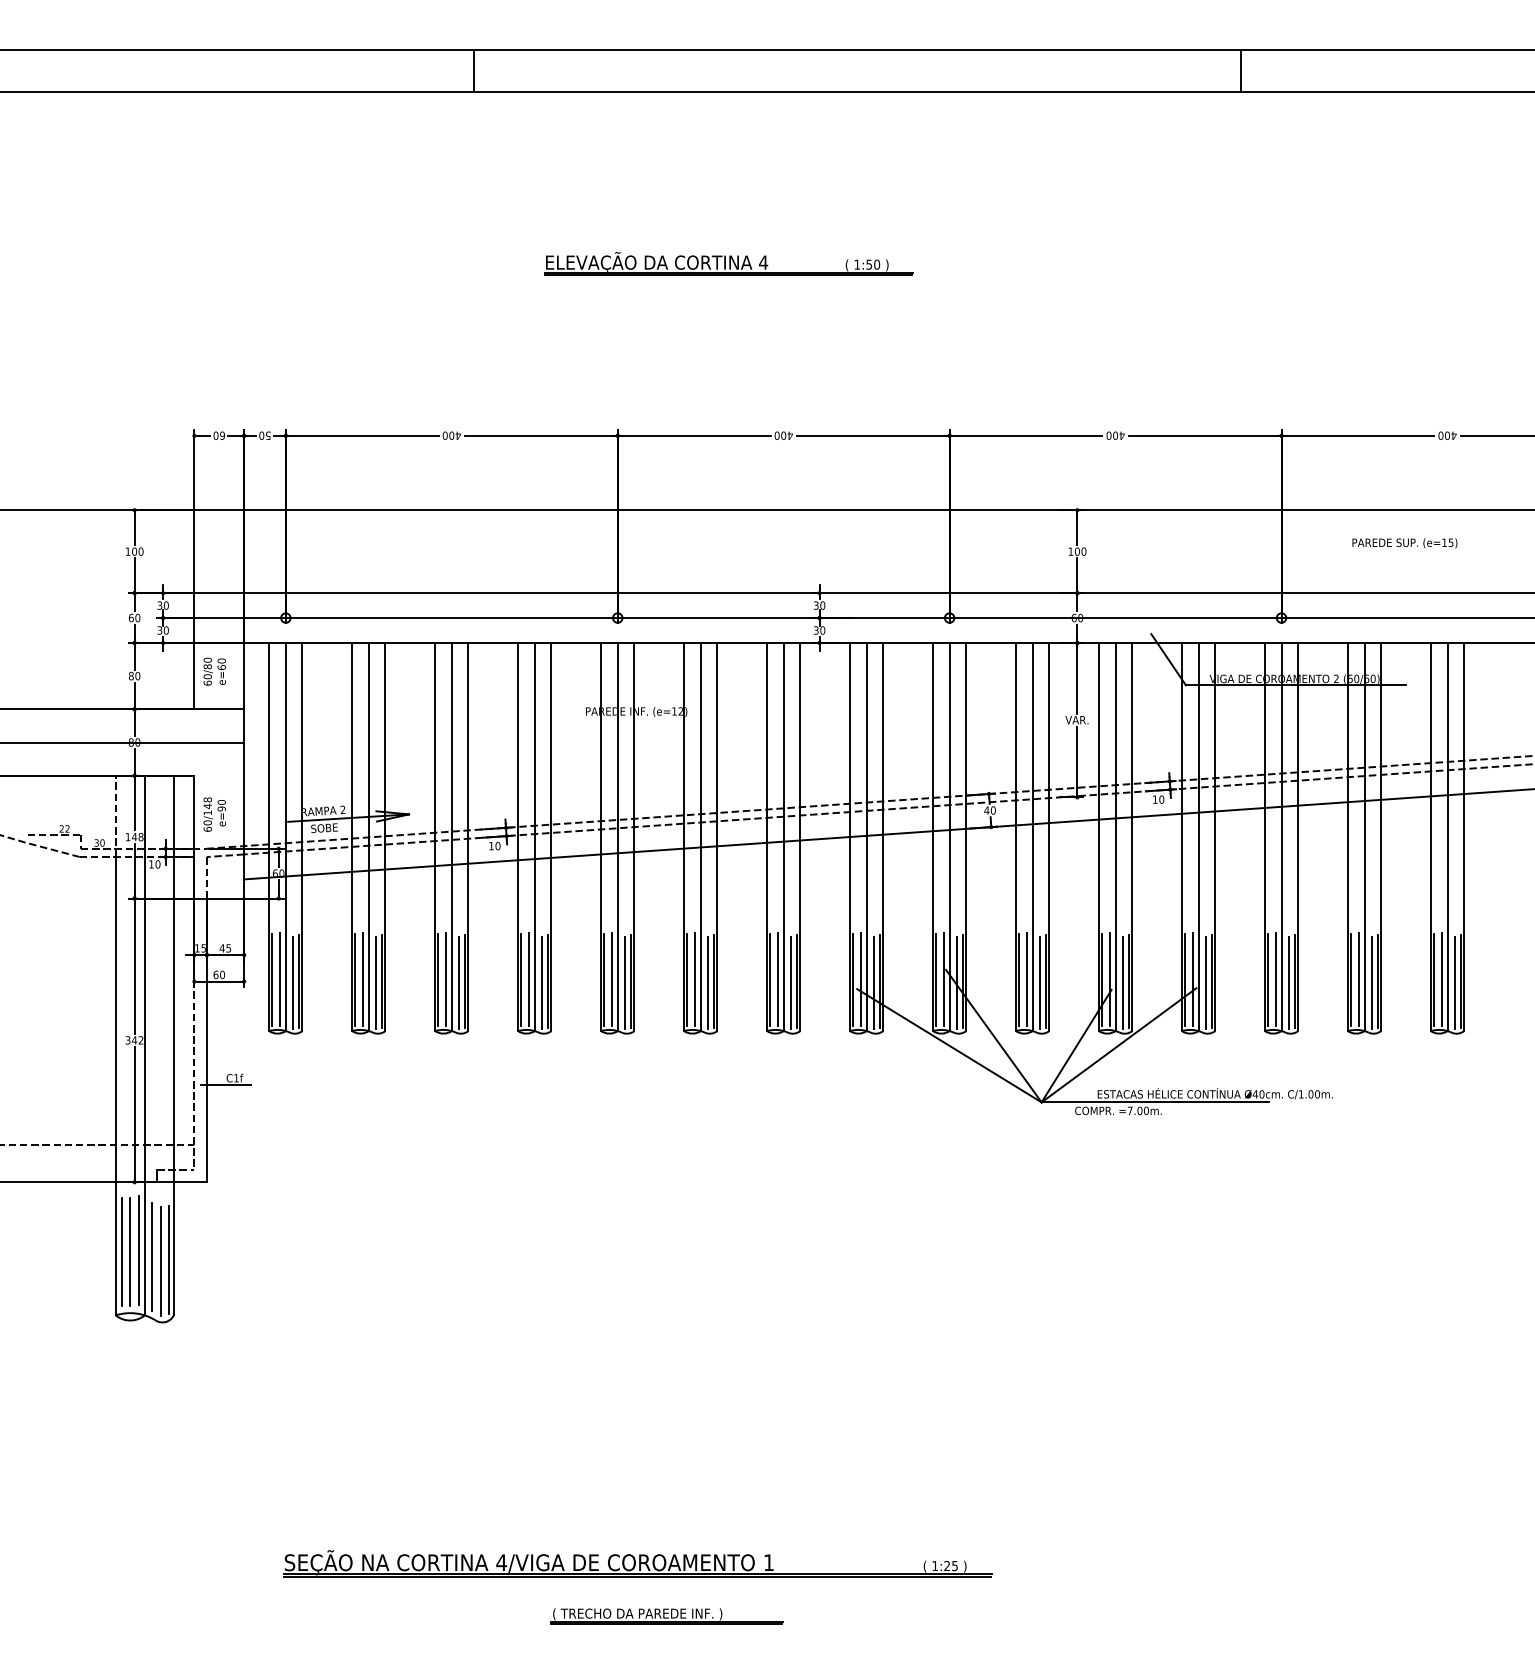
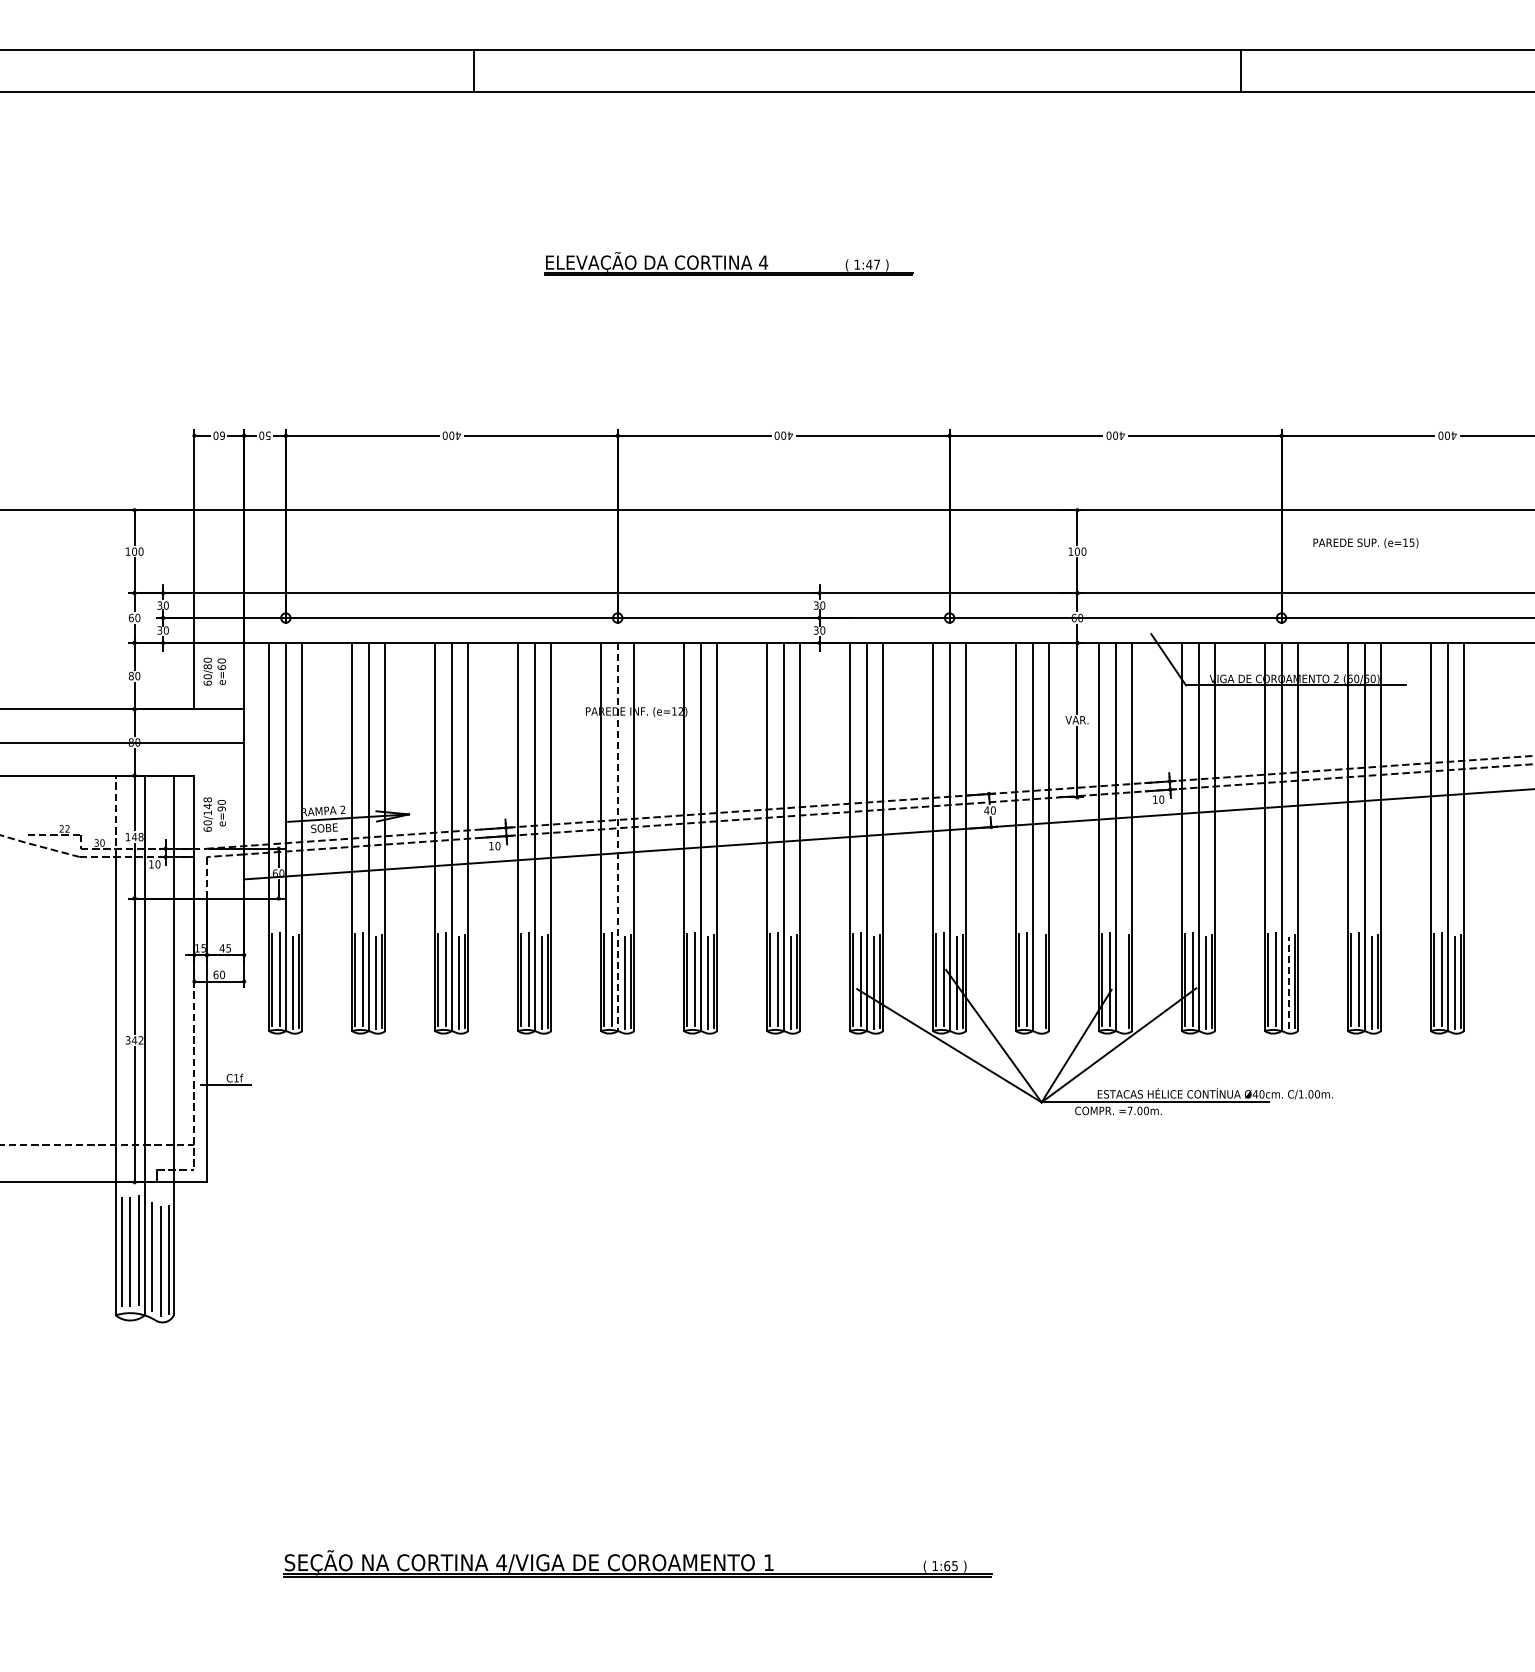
text: 1:50 -> 1:47 (873, 264)
text position: (1404, 543) -> (1365, 543) (1365, 543)
line: solid -> dashed (617, 837)
line: solid -> dashed (1289, 982)
line: present -> none (1040, 983)
line: present -> none (1123, 983)
text: 1:25 -> 1:65 (947, 1566)
part: present -> none (666, 1616)
